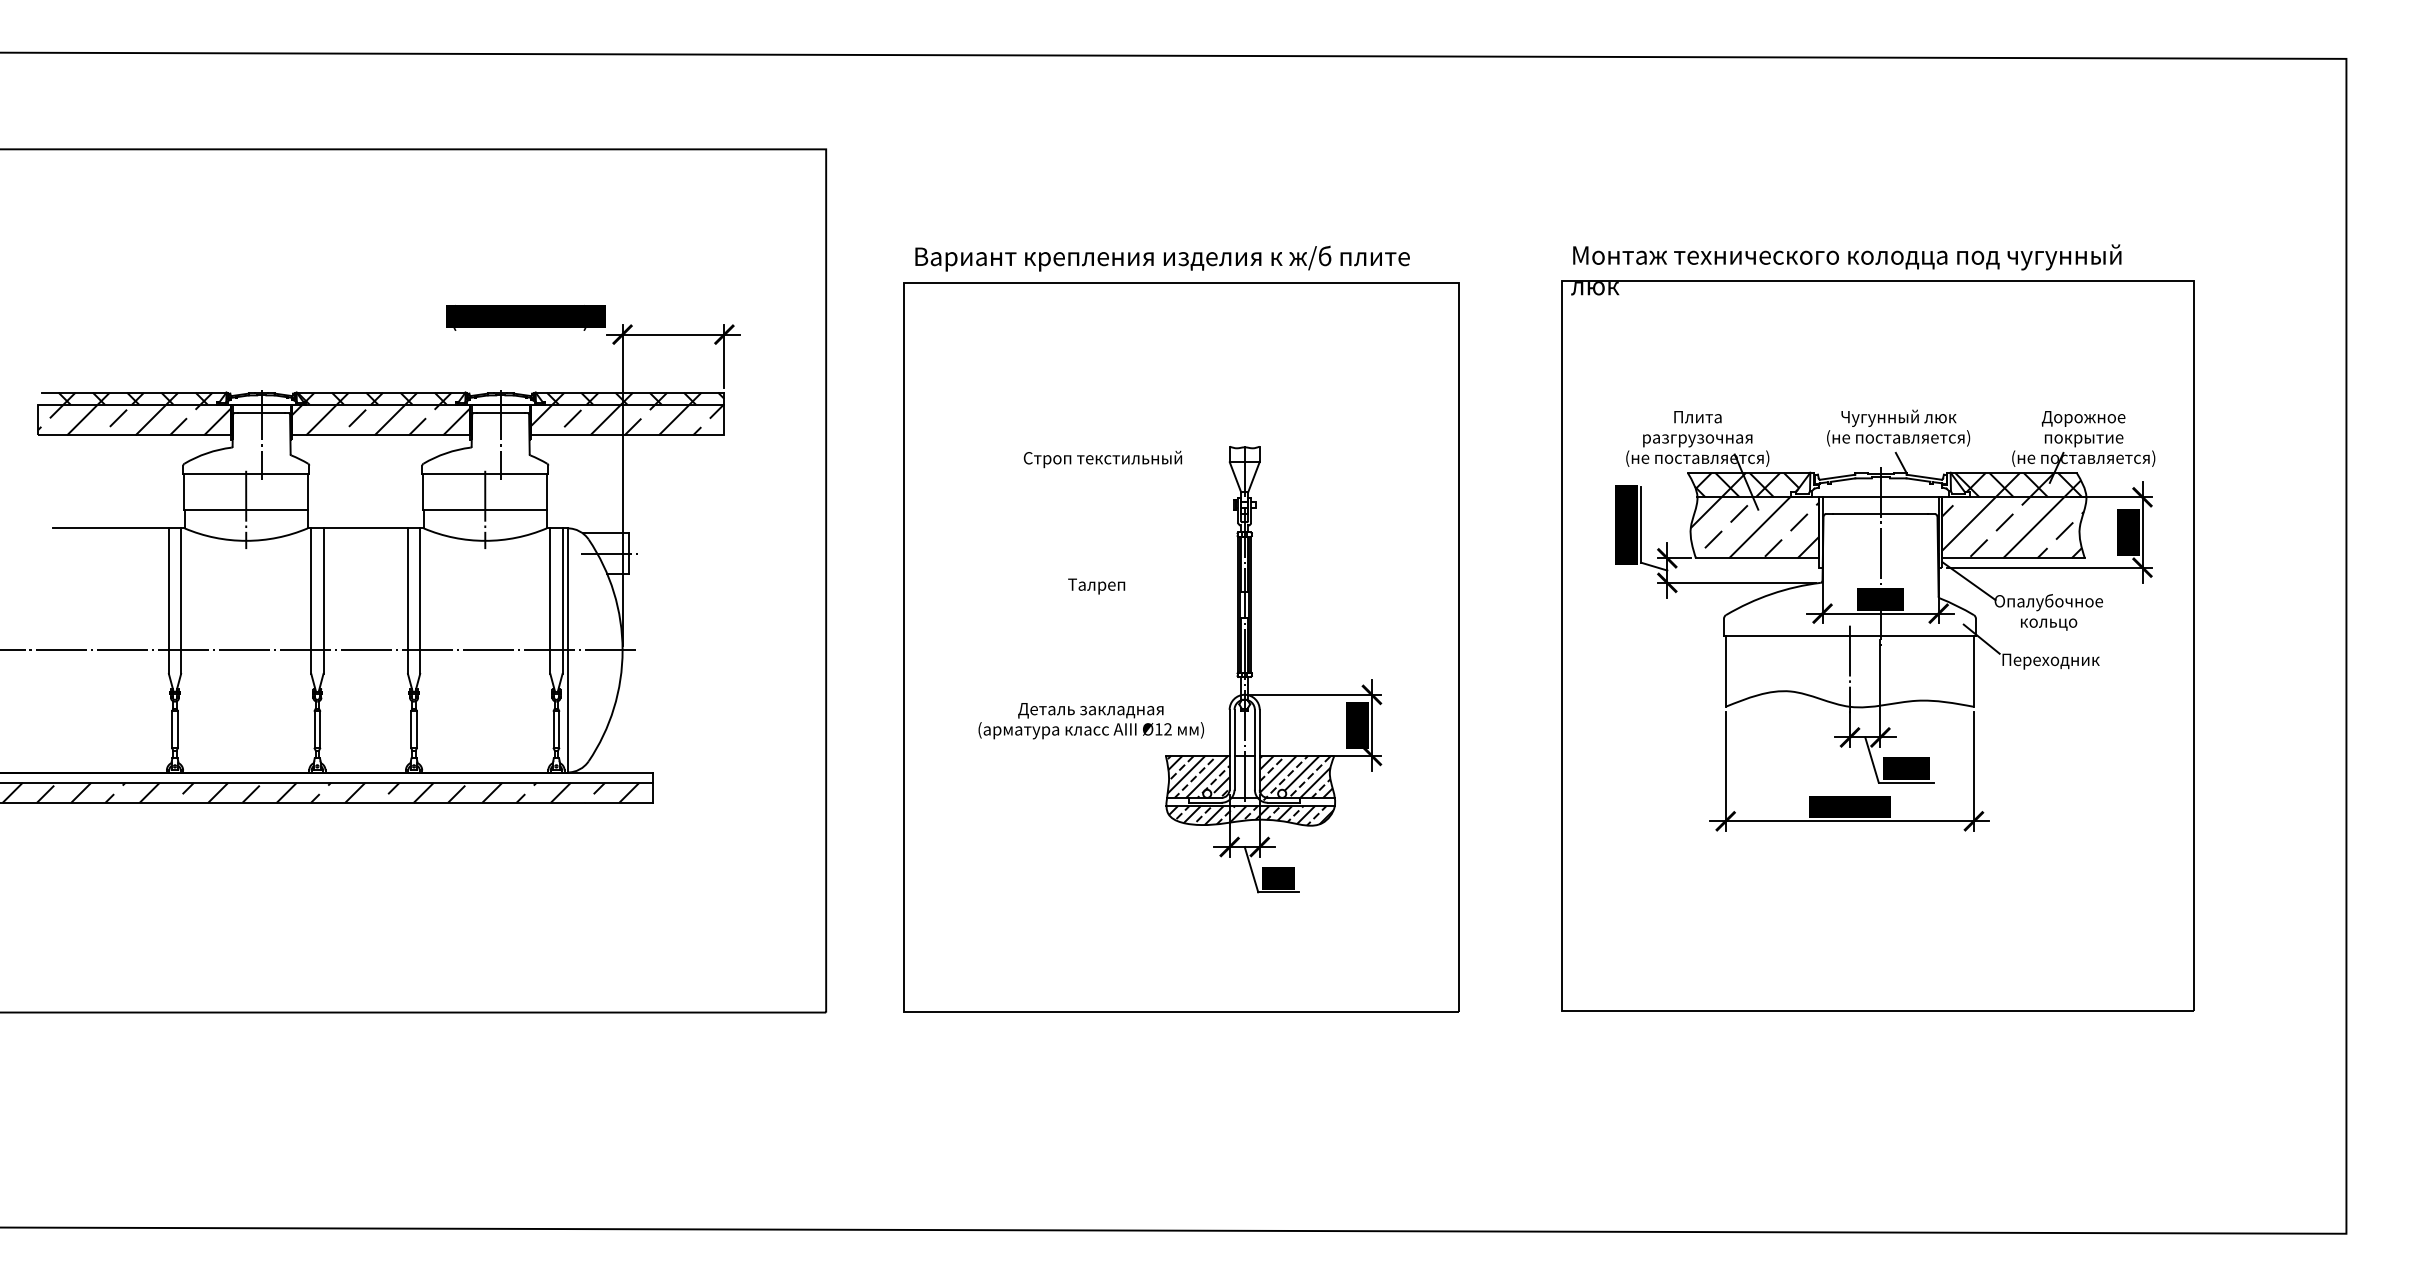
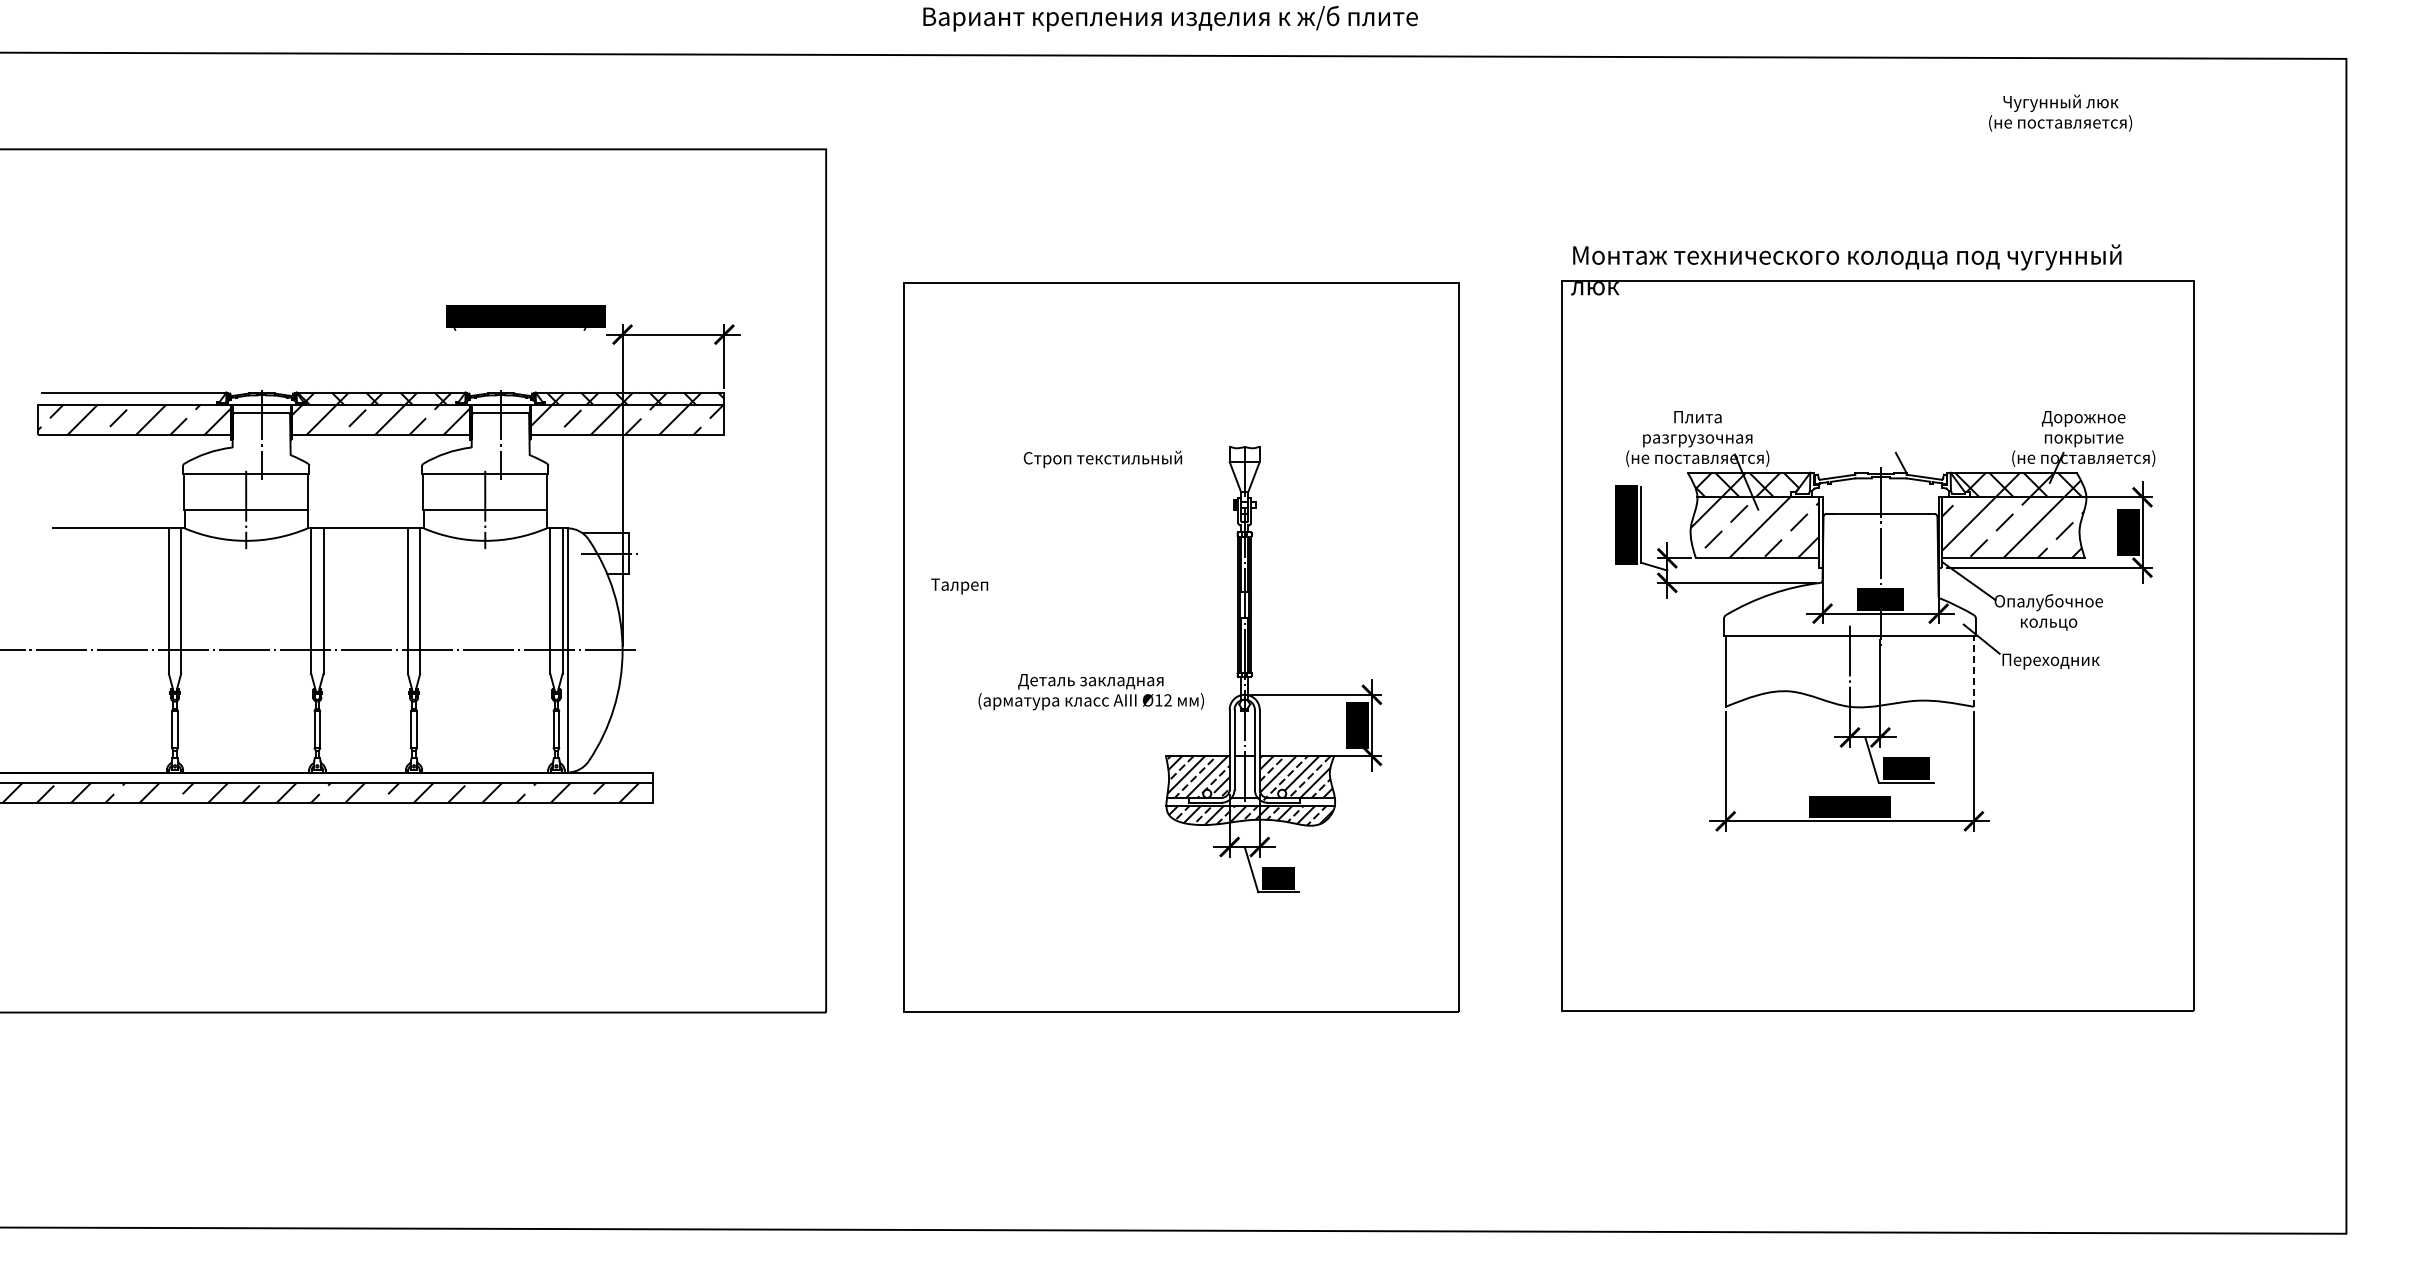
text position: (1162, 258) -> (1170, 18) (1170, 18)
hatch: present -> none (135, 398)
text position: (1898, 427) -> (2060, 112) (2060, 112)
line: present -> none (1880, 497)
text position: (1096, 586) -> (959, 586) (959, 586)
line: solid -> dashed (1973, 671)
text position: (1090, 721) -> (1090, 692) (1090, 692)
